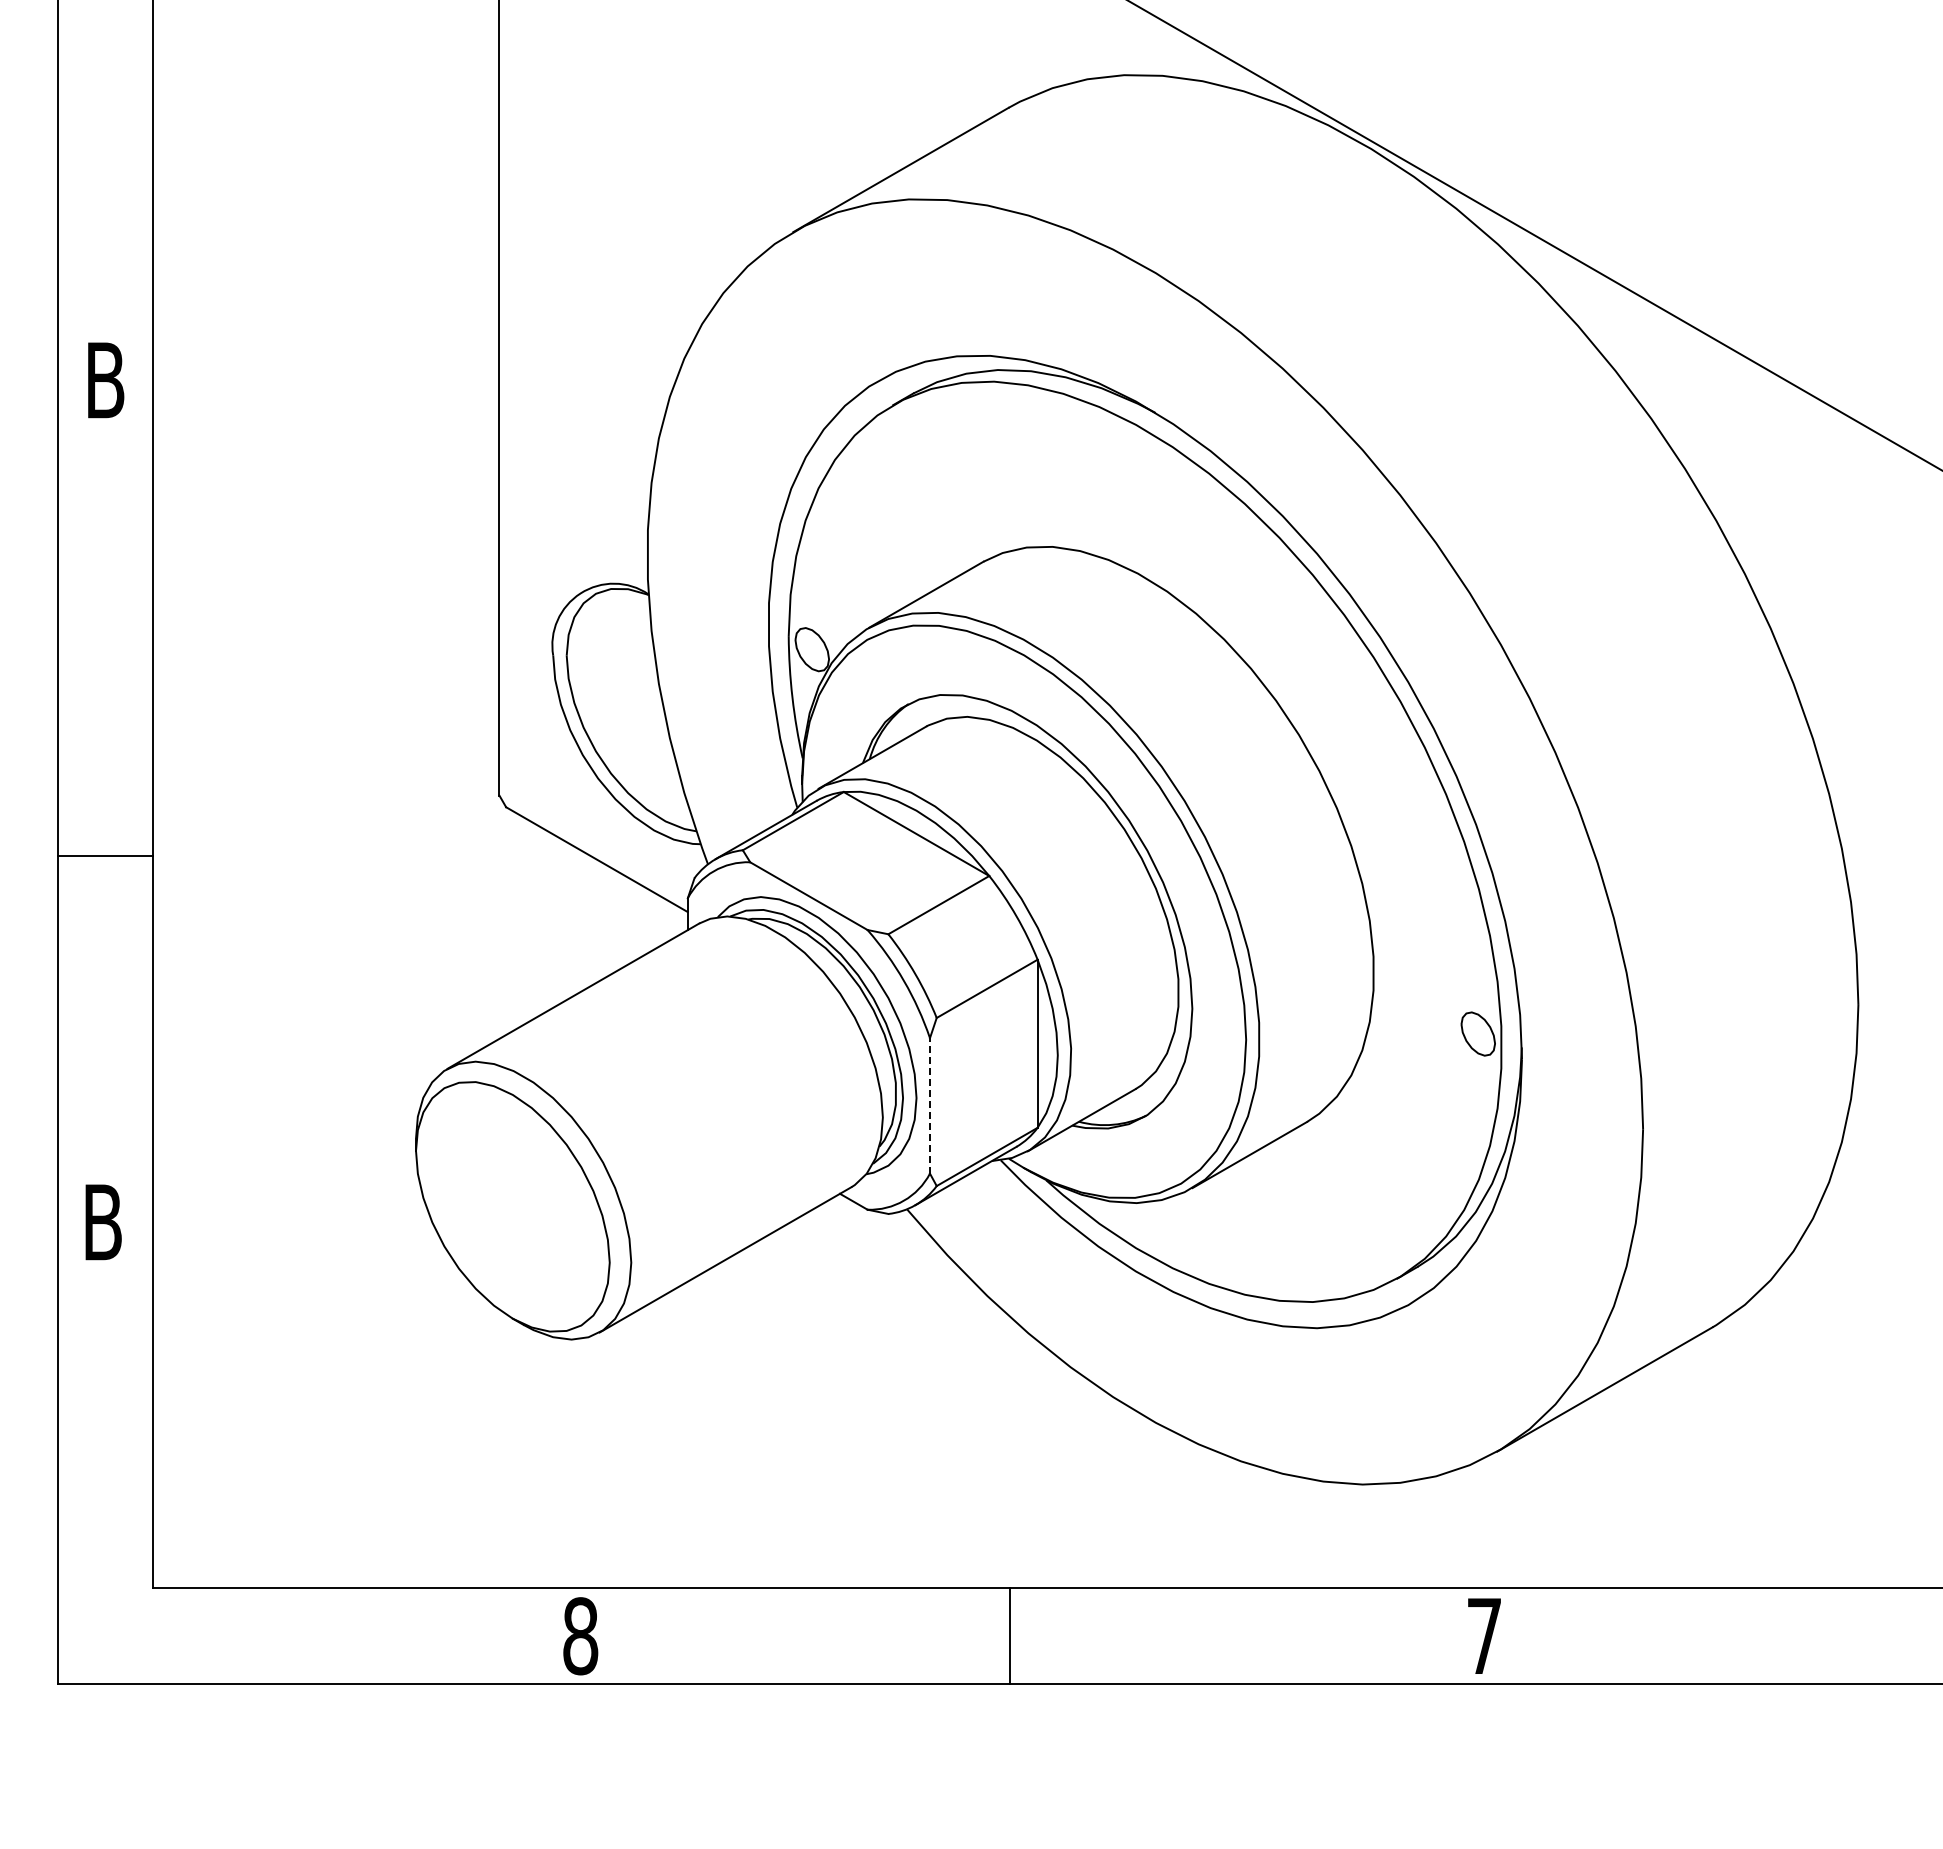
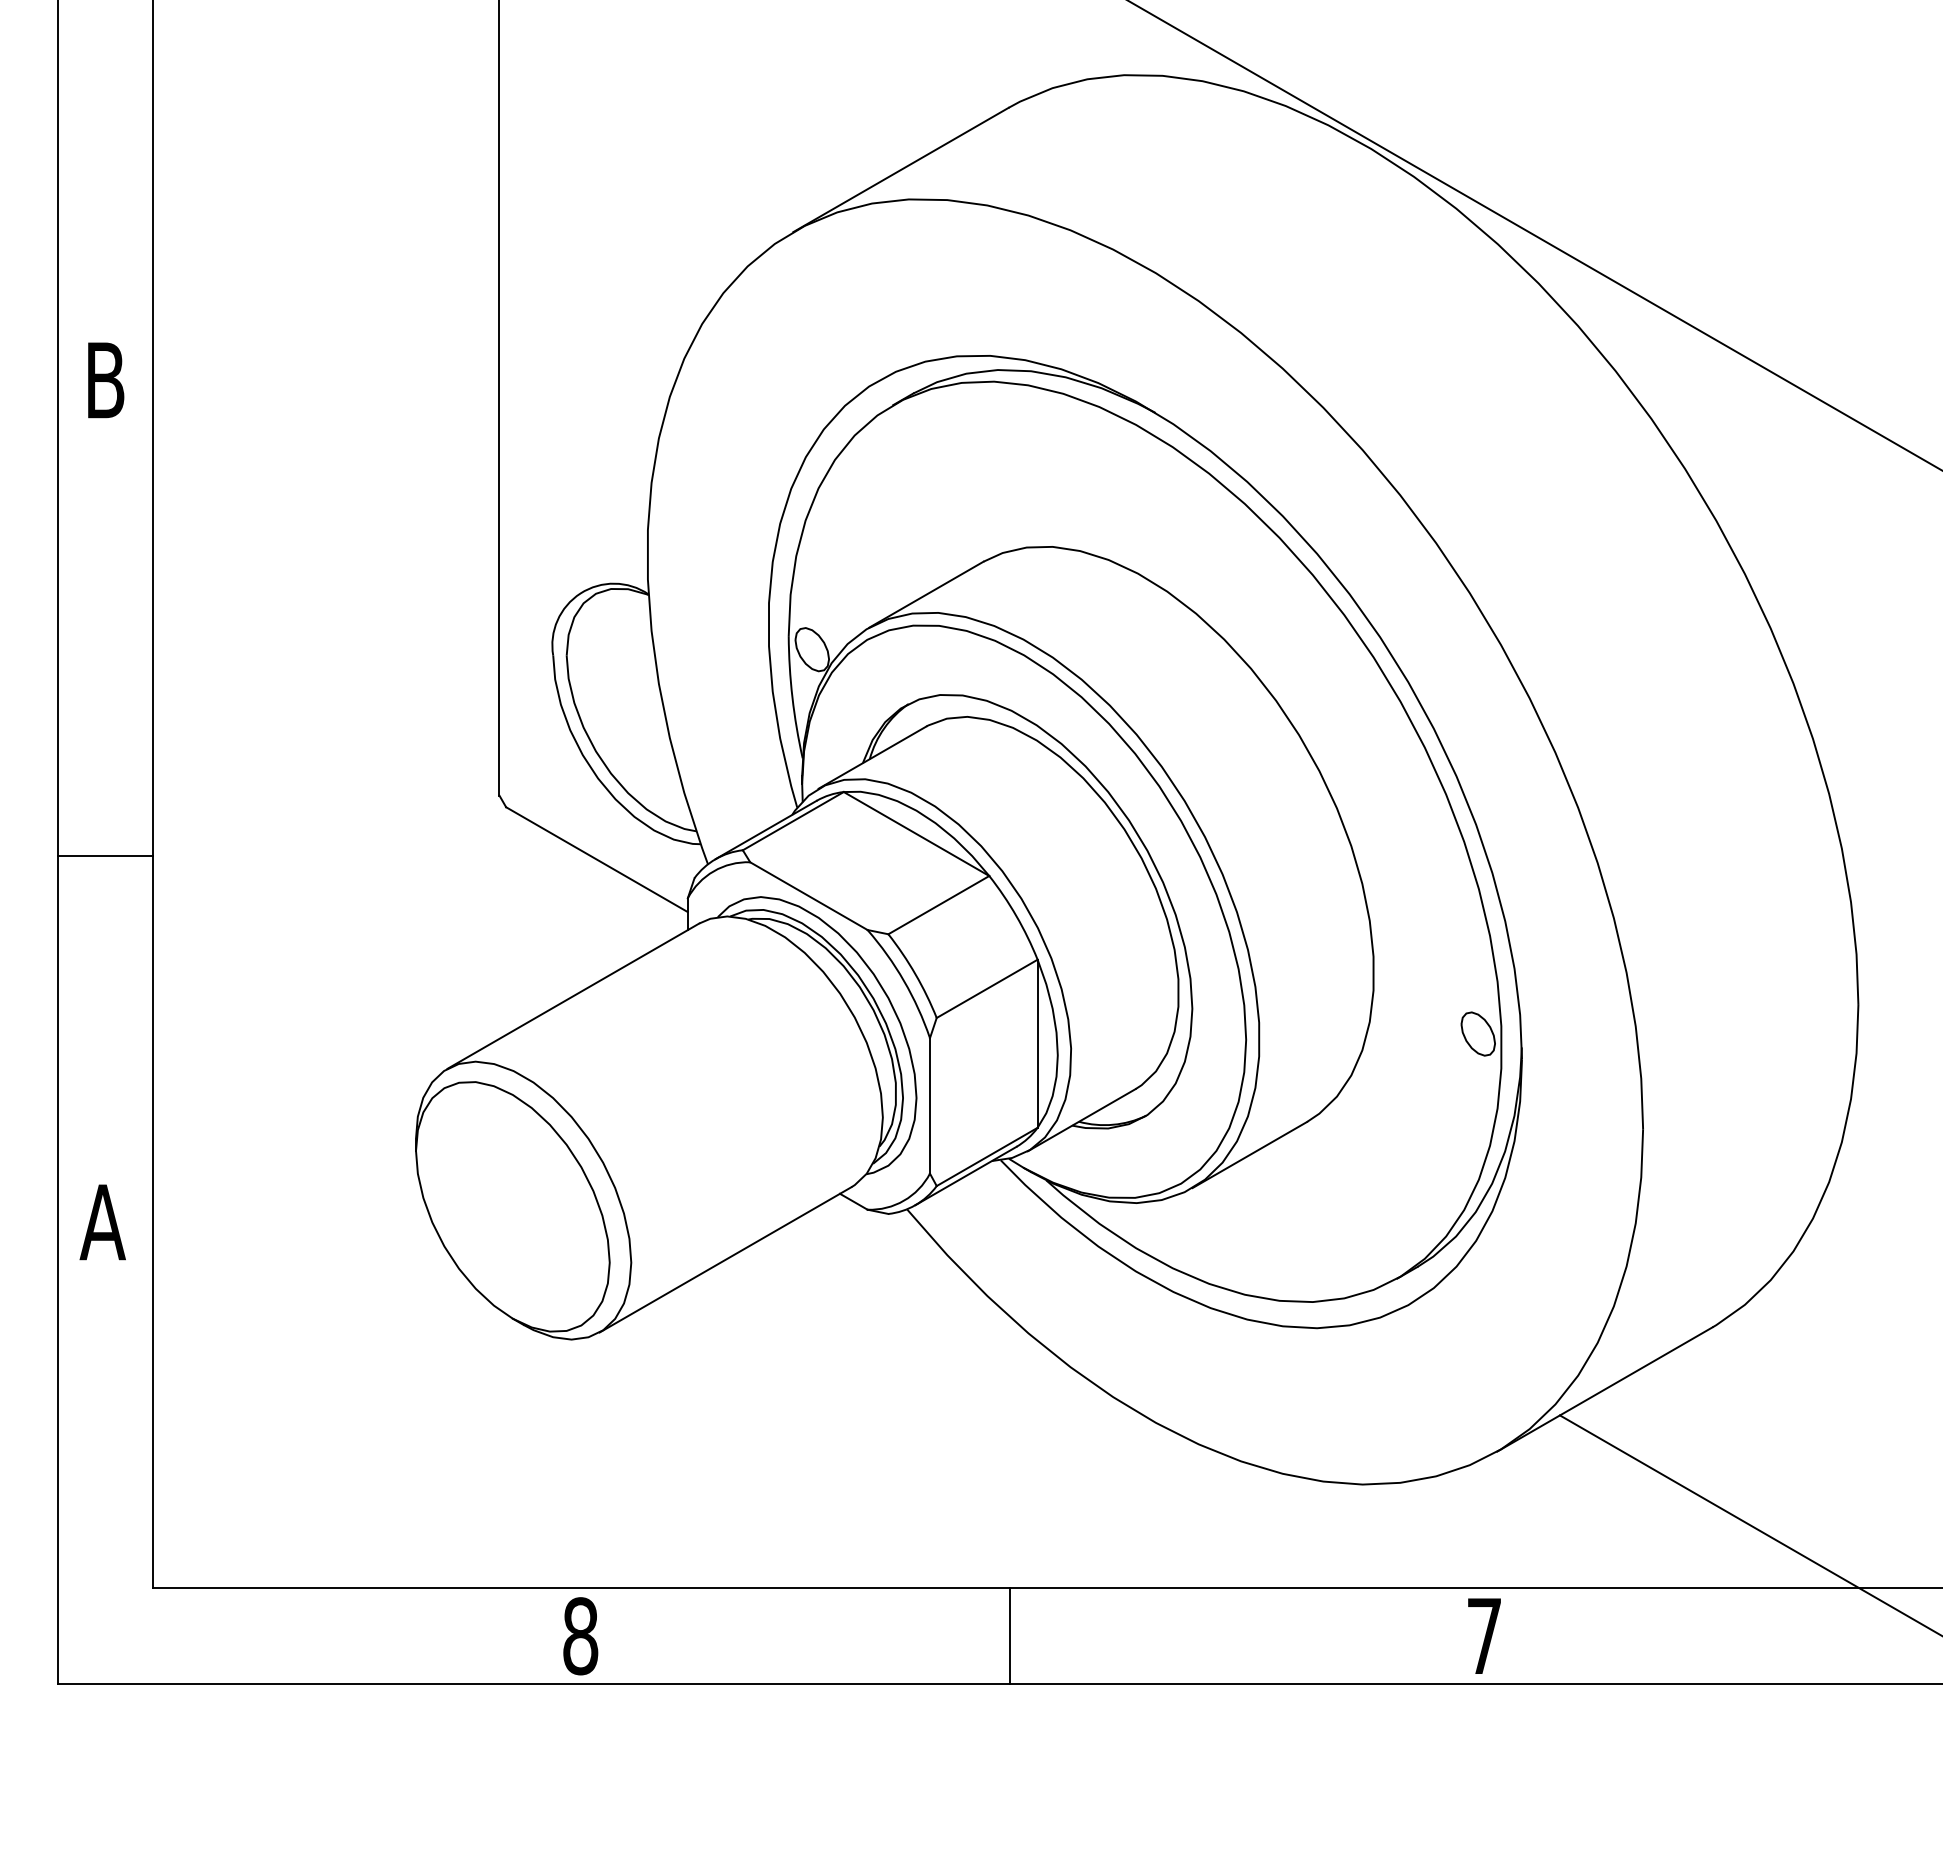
line: dashed -> solid (929, 1105)
text: B -> A (102, 1222)
line: none -> present (1749, 1524)
